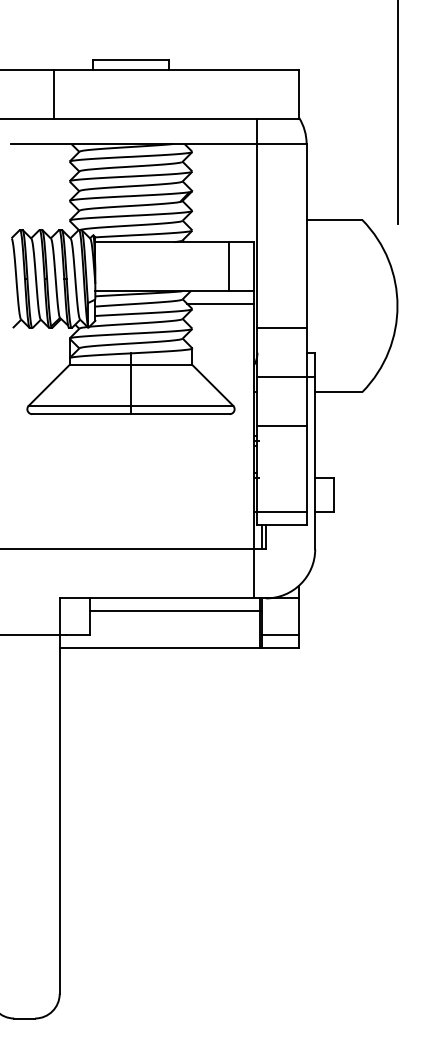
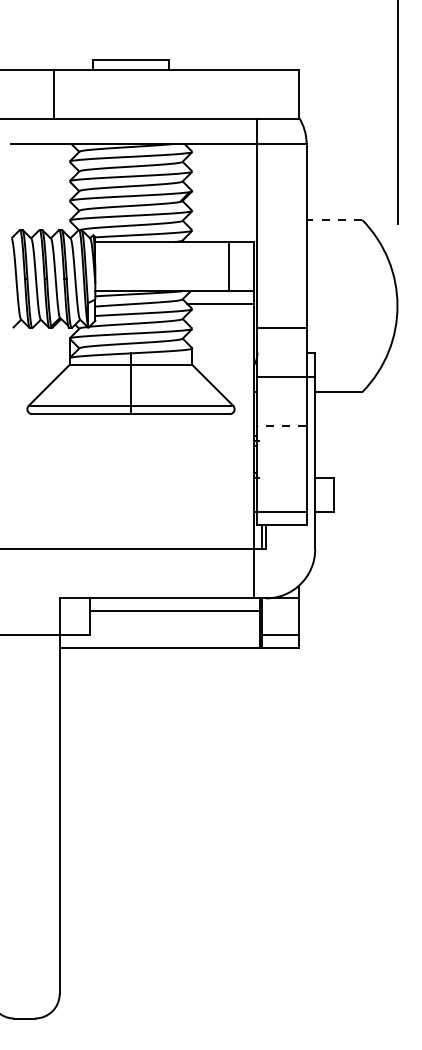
line: solid -> dashed (334, 220)
line: solid -> dashed (282, 426)
